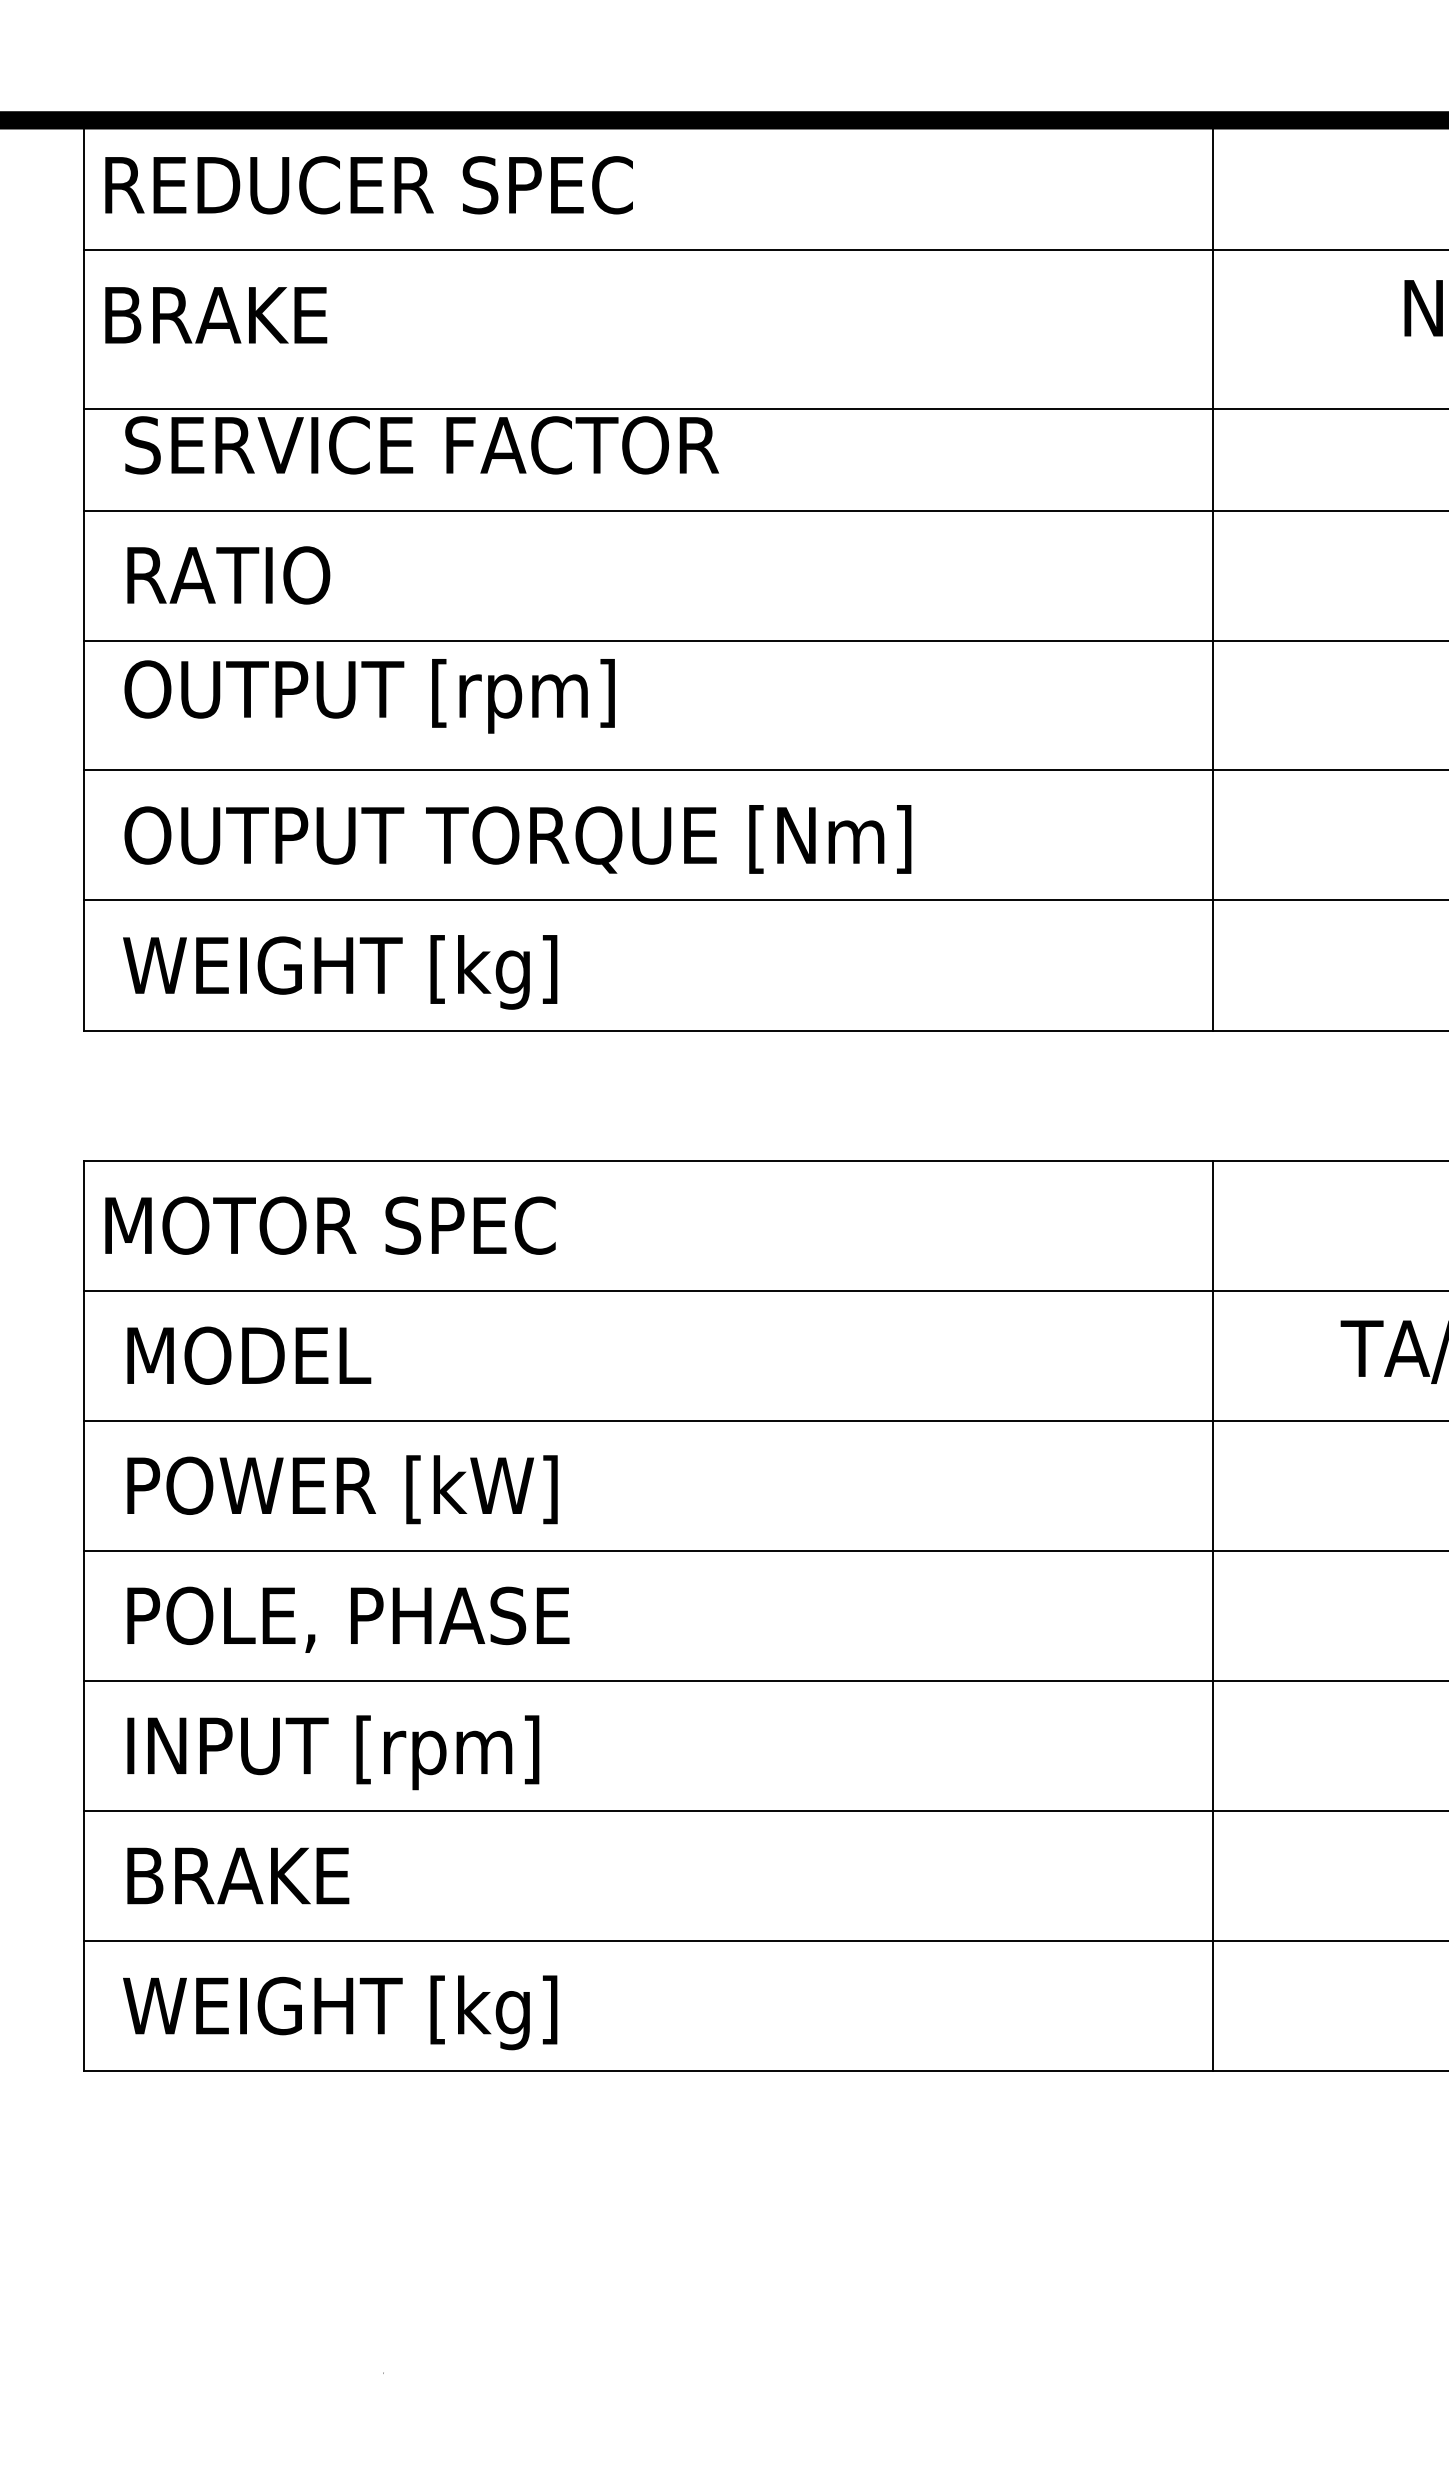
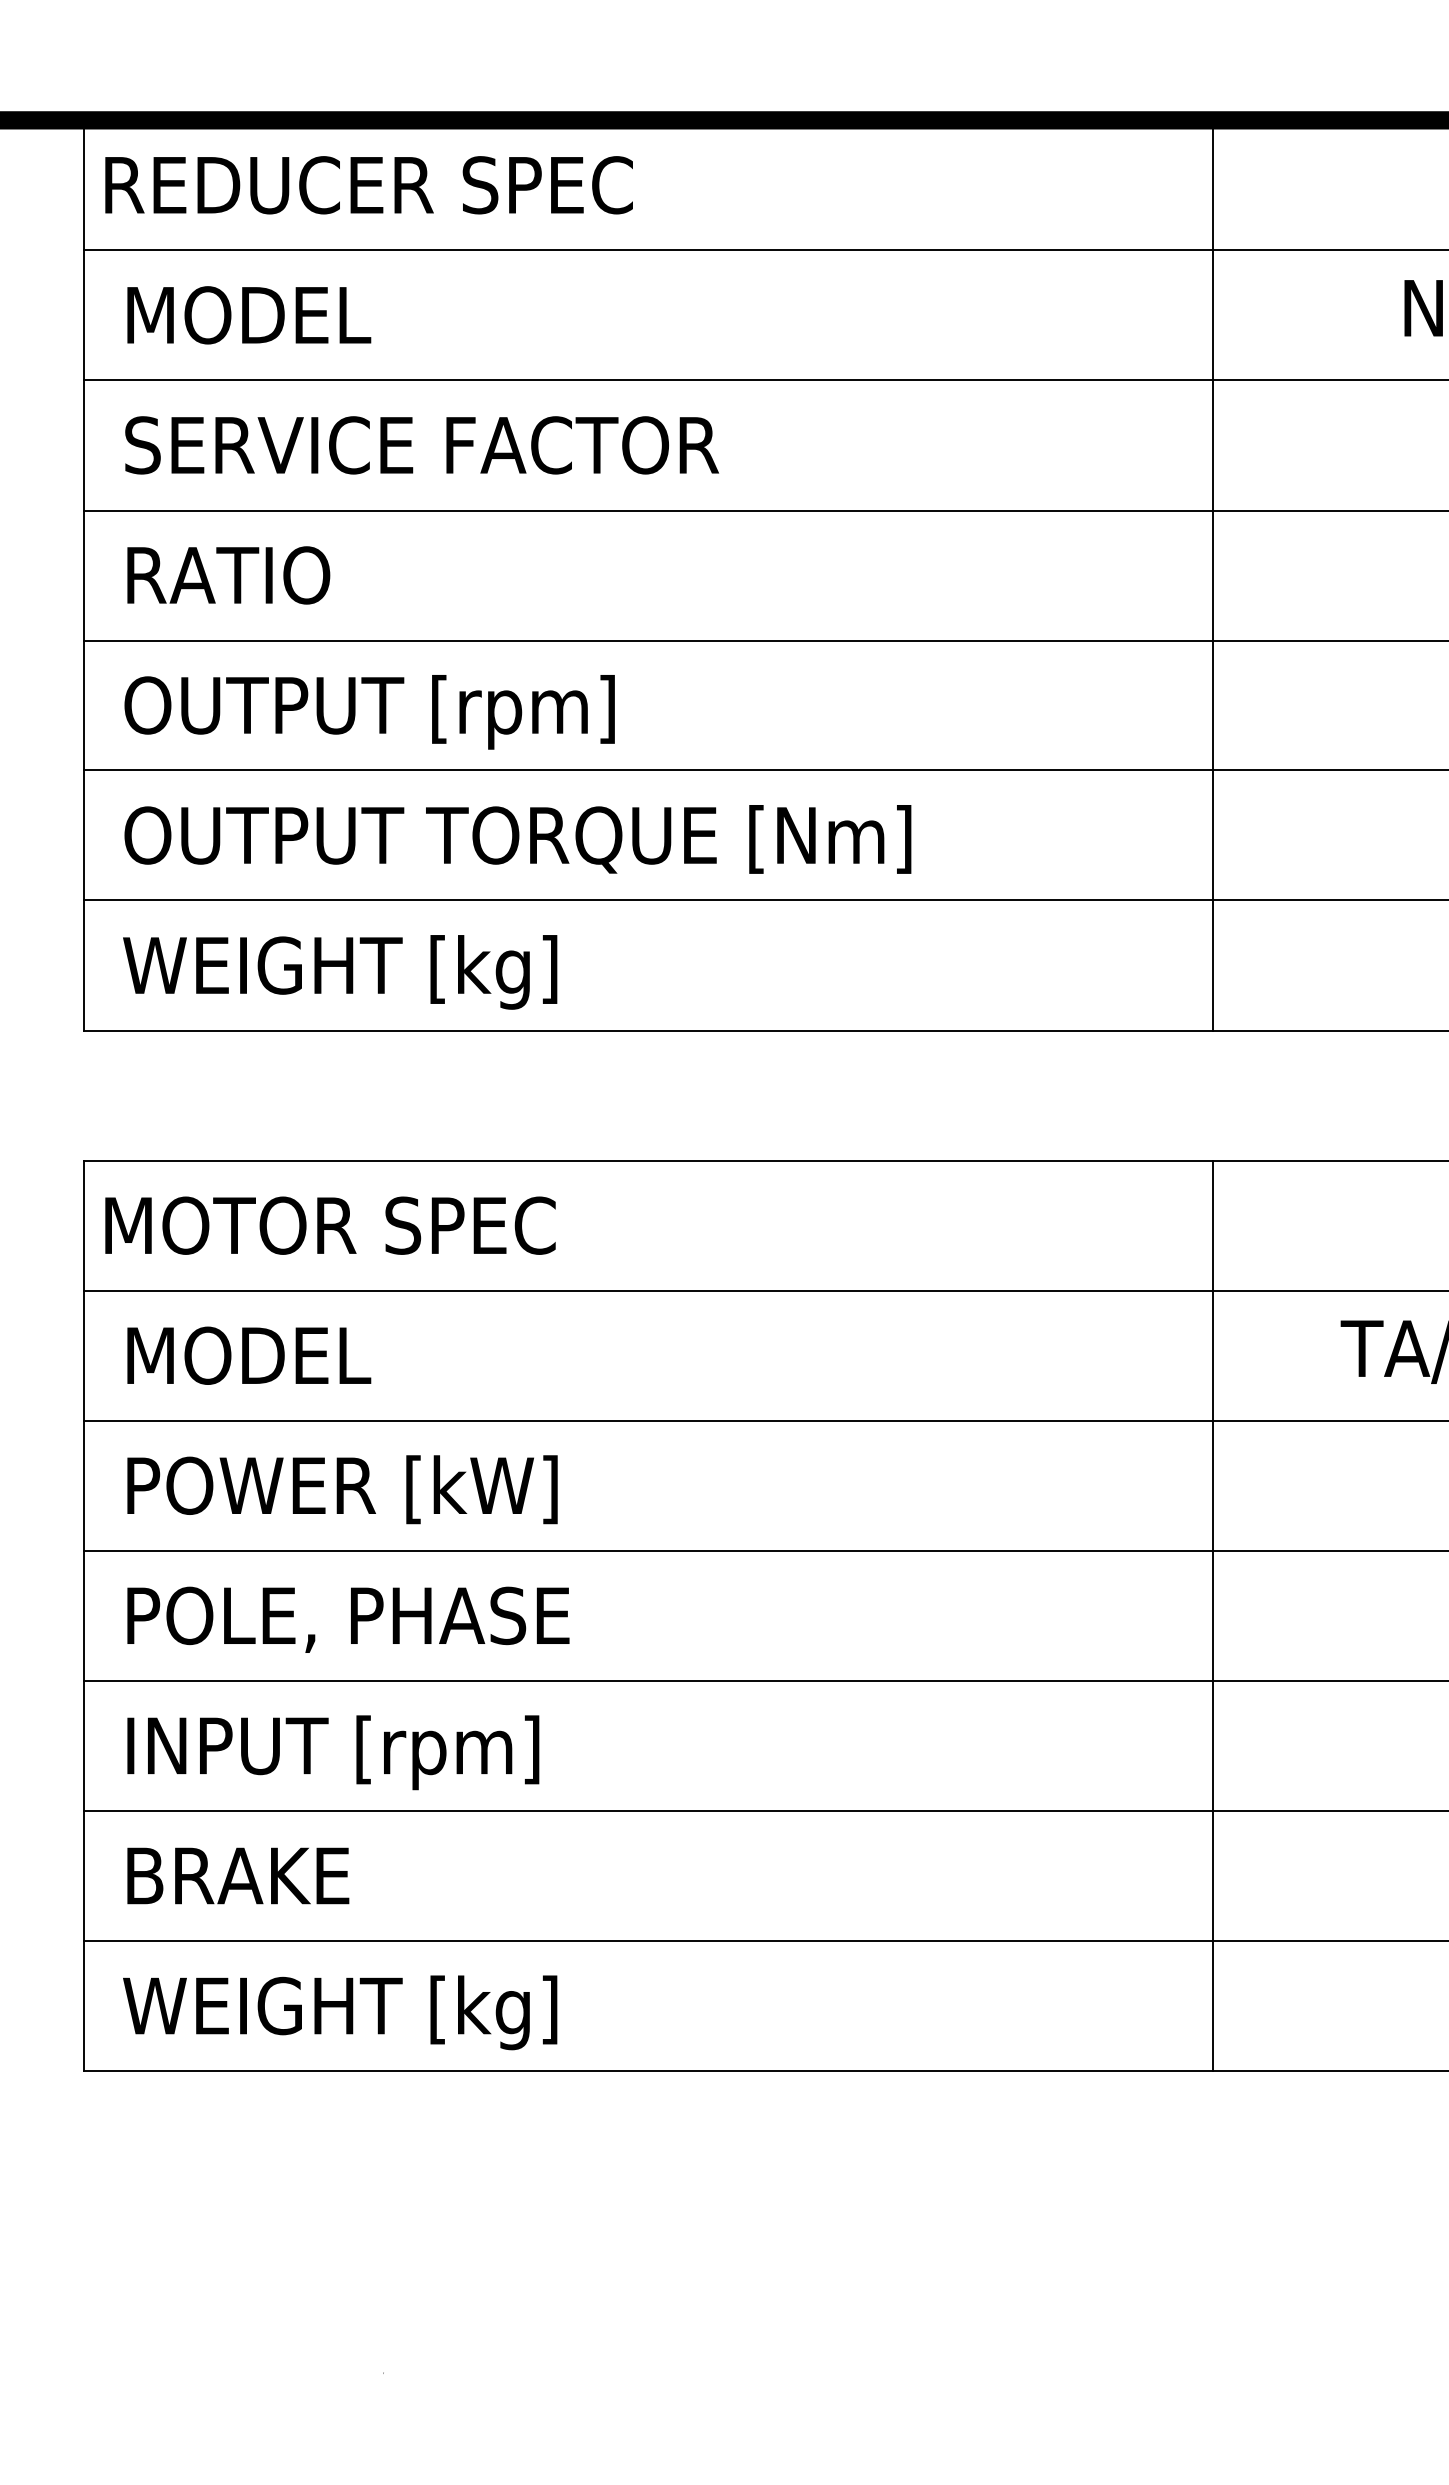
text: BRAKE -> MODEL (238, 315)
line position: (764, 409) -> (764, 380) (764, 380)
text position: (369, 696) -> (369, 712) (369, 712)
